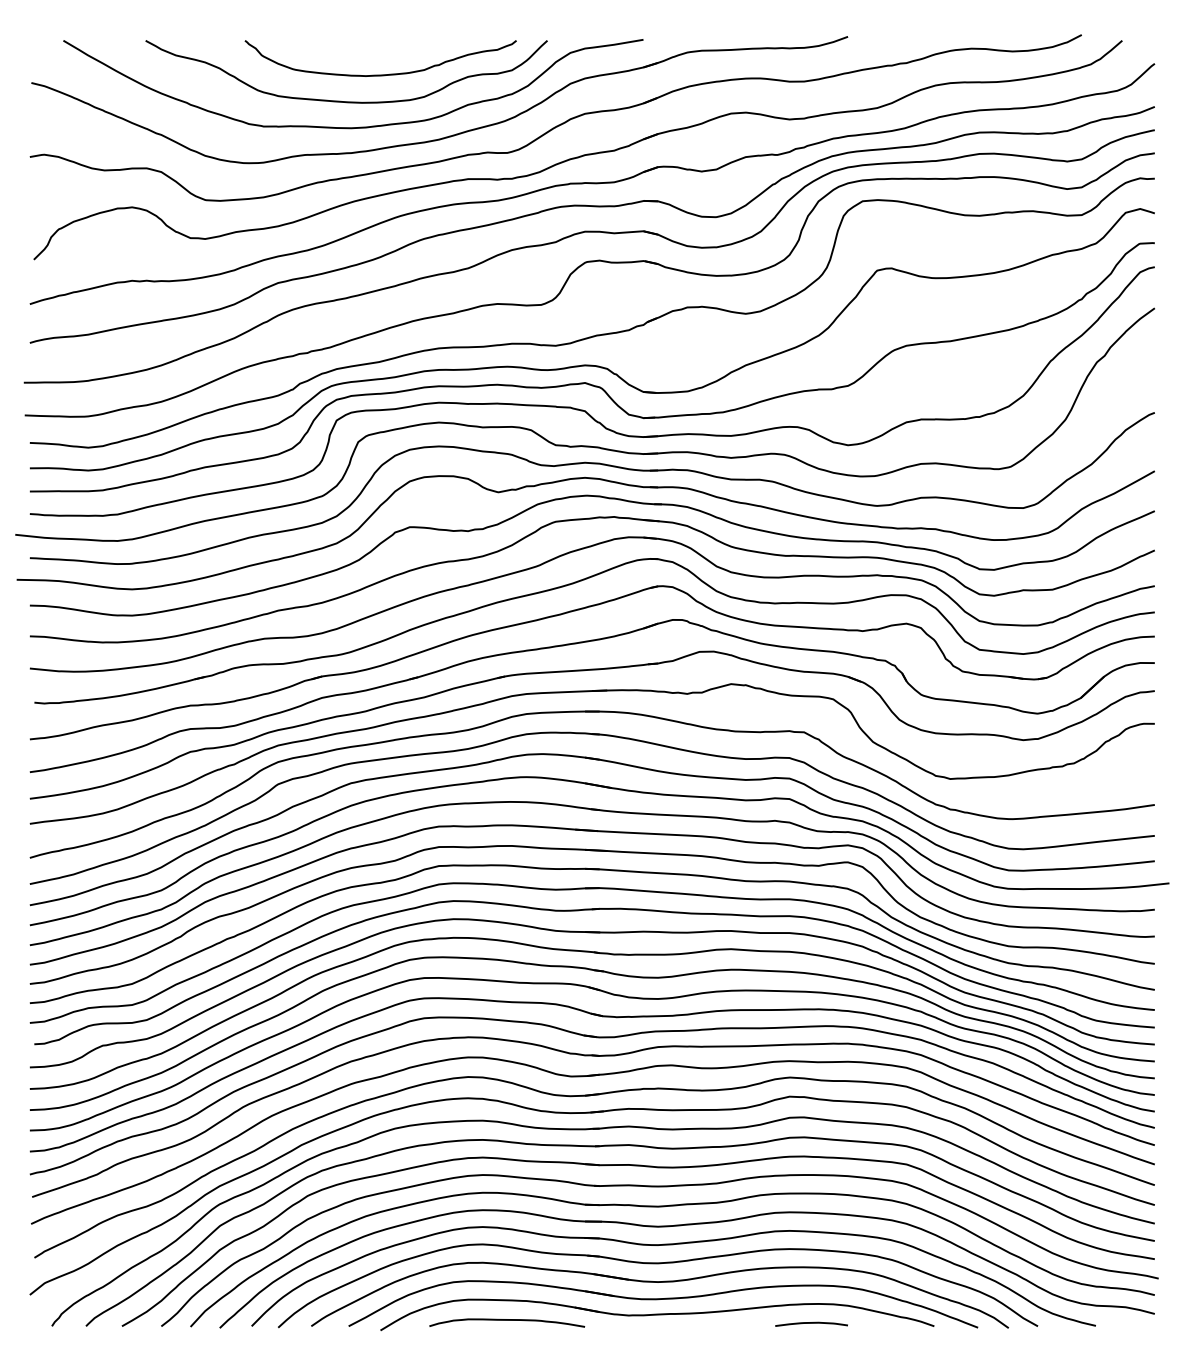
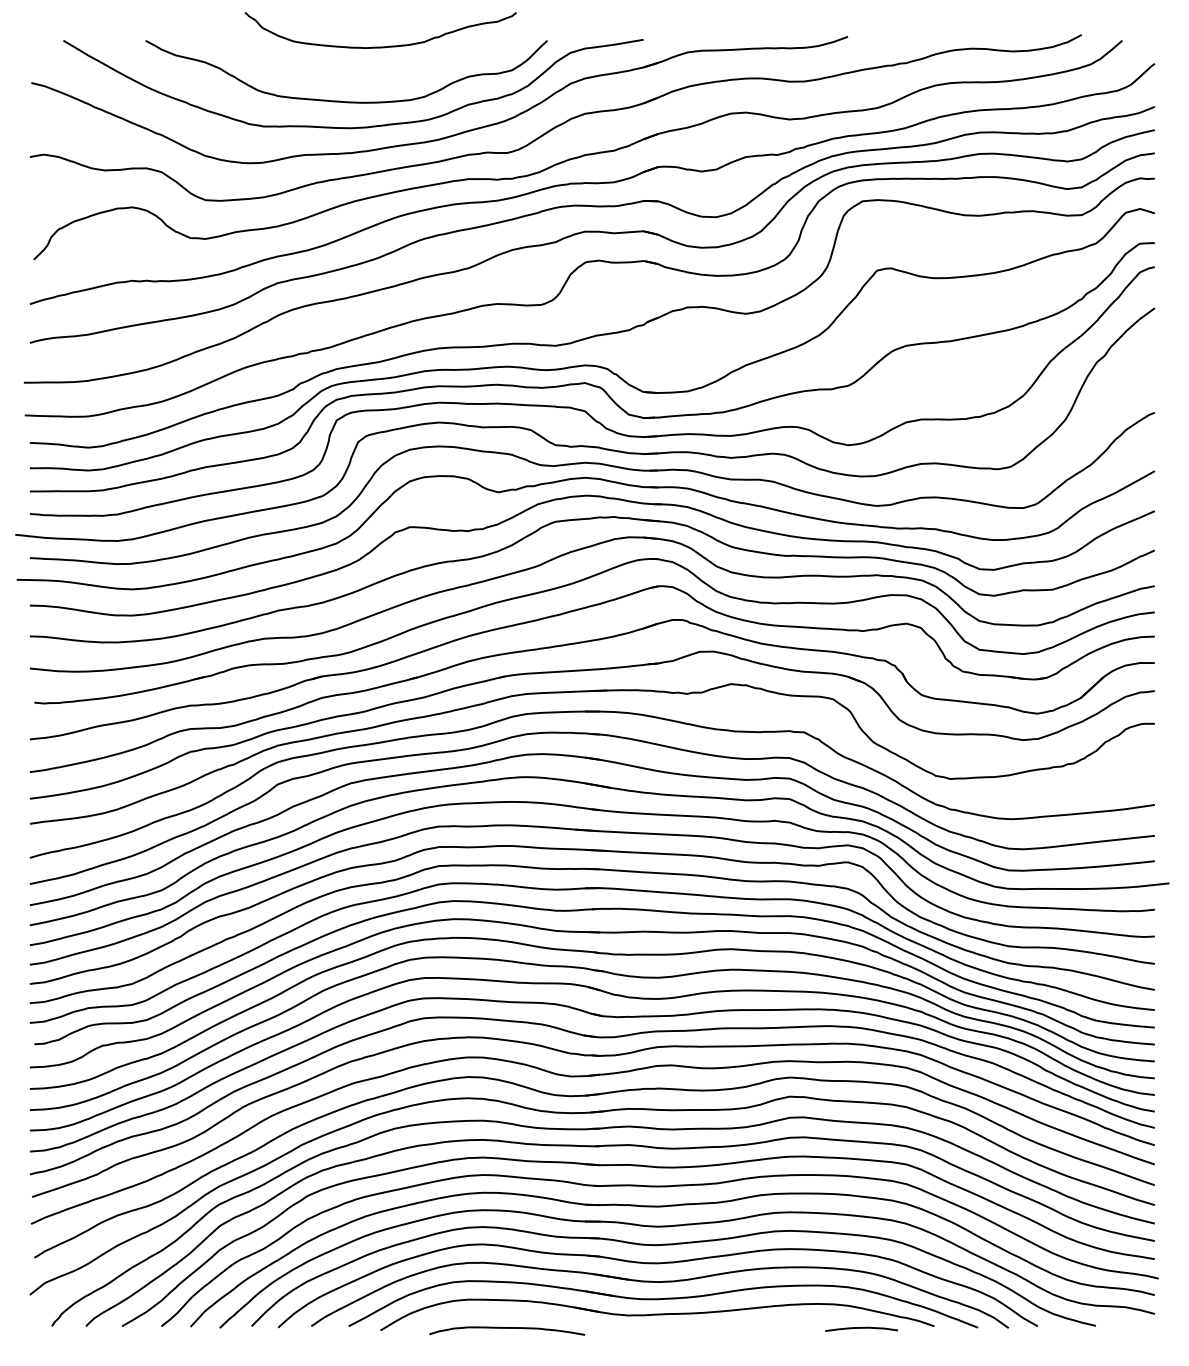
curve position: (380, 74) -> (380, 46) (380, 46)
curve position: (507, 1320) -> (507, 1328) (507, 1328)
curve position: (811, 1323) -> (861, 1328) (861, 1328)
